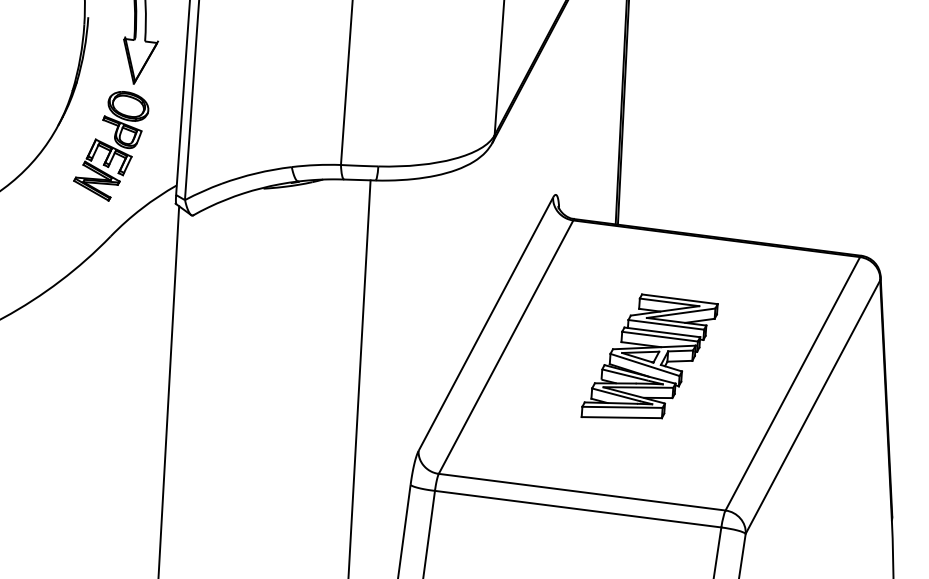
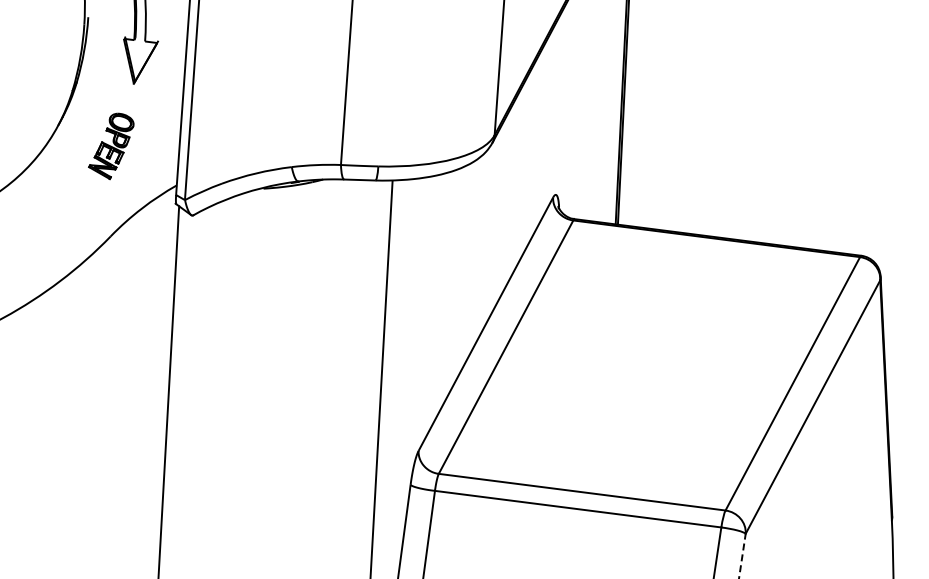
part size: 77x111 px -> 47x69 px (111, 146)
part: present -> none (649, 356)
line position: (359, 377) -> (381, 378) (381, 378)
line: solid -> dashed (742, 555)
